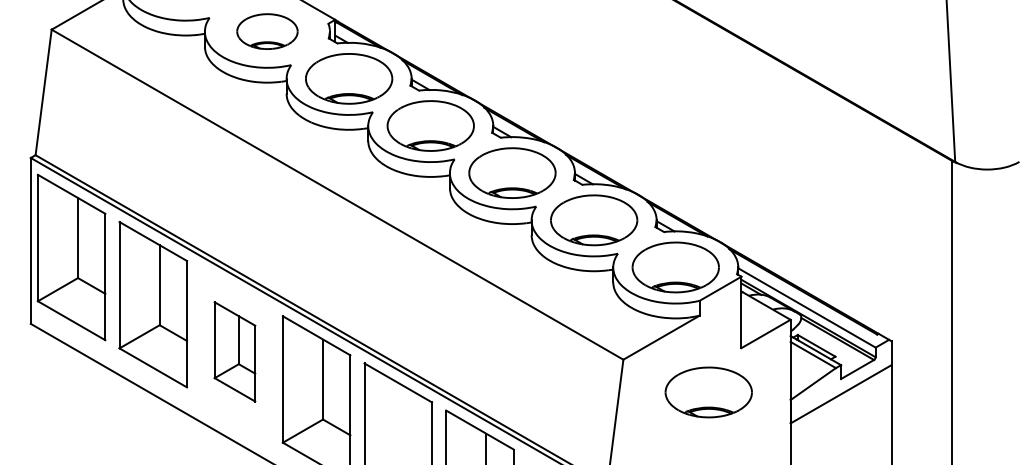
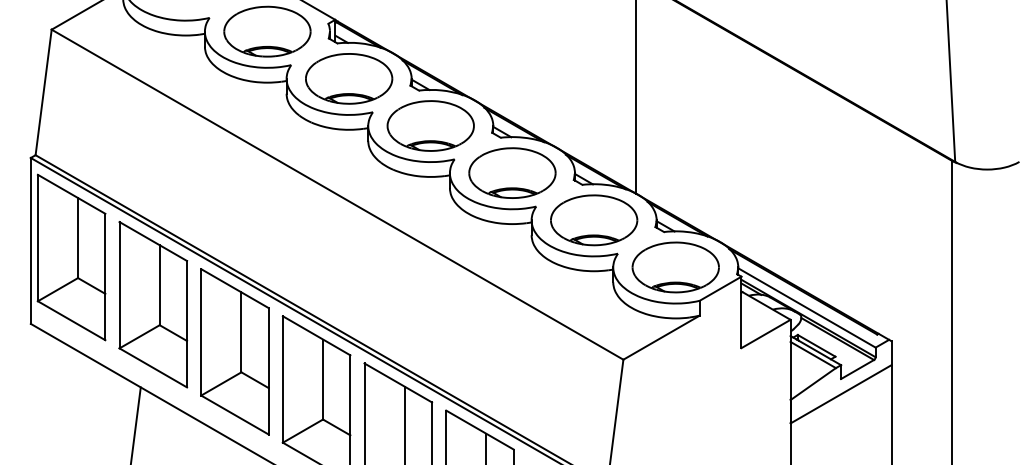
part size: 63x37 px -> 89x53 px (267, 31)
line: none -> present (635, 97)
part size: 44x102 px -> 70x168 px (234, 351)
part: present -> none (708, 392)
line: none -> present (404, 423)
line: none -> present (135, 424)
